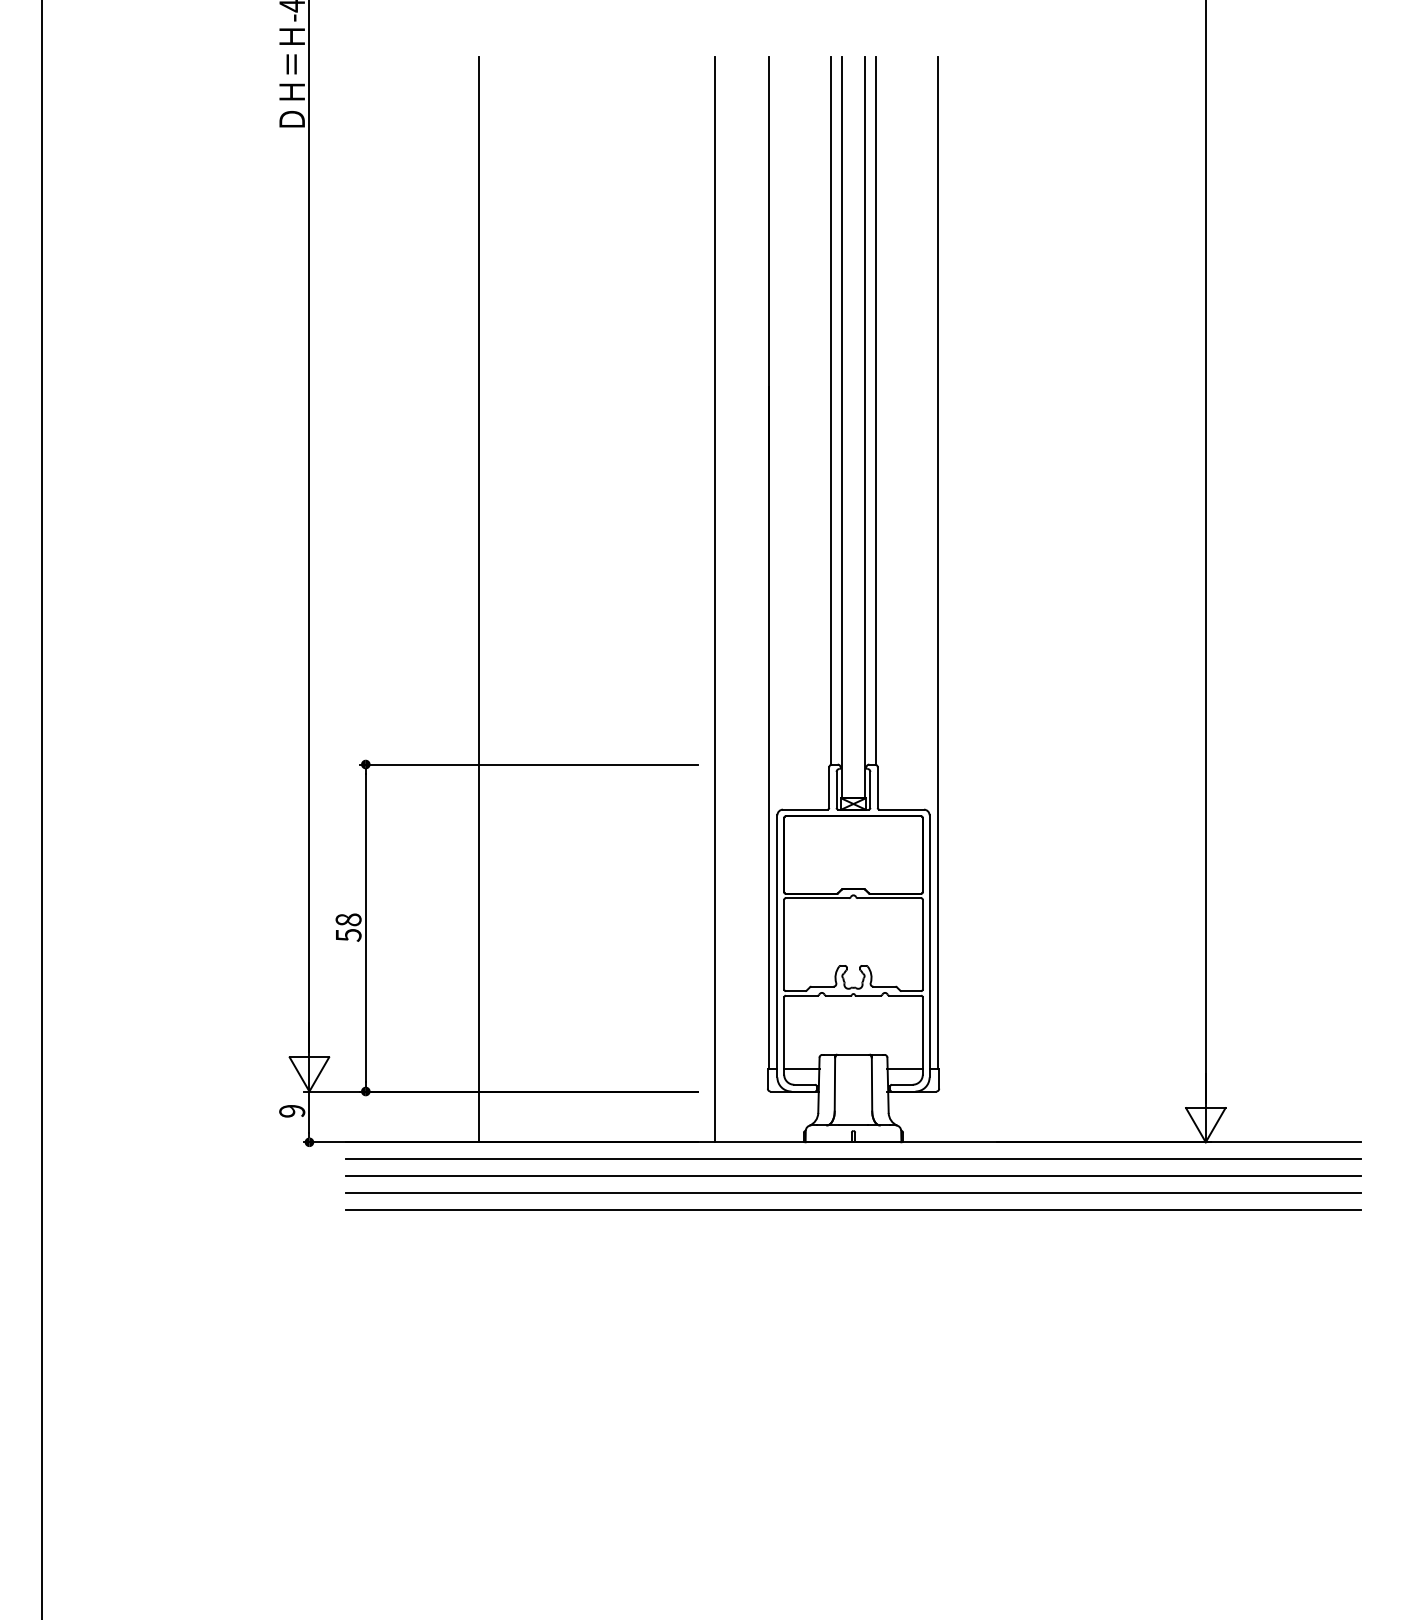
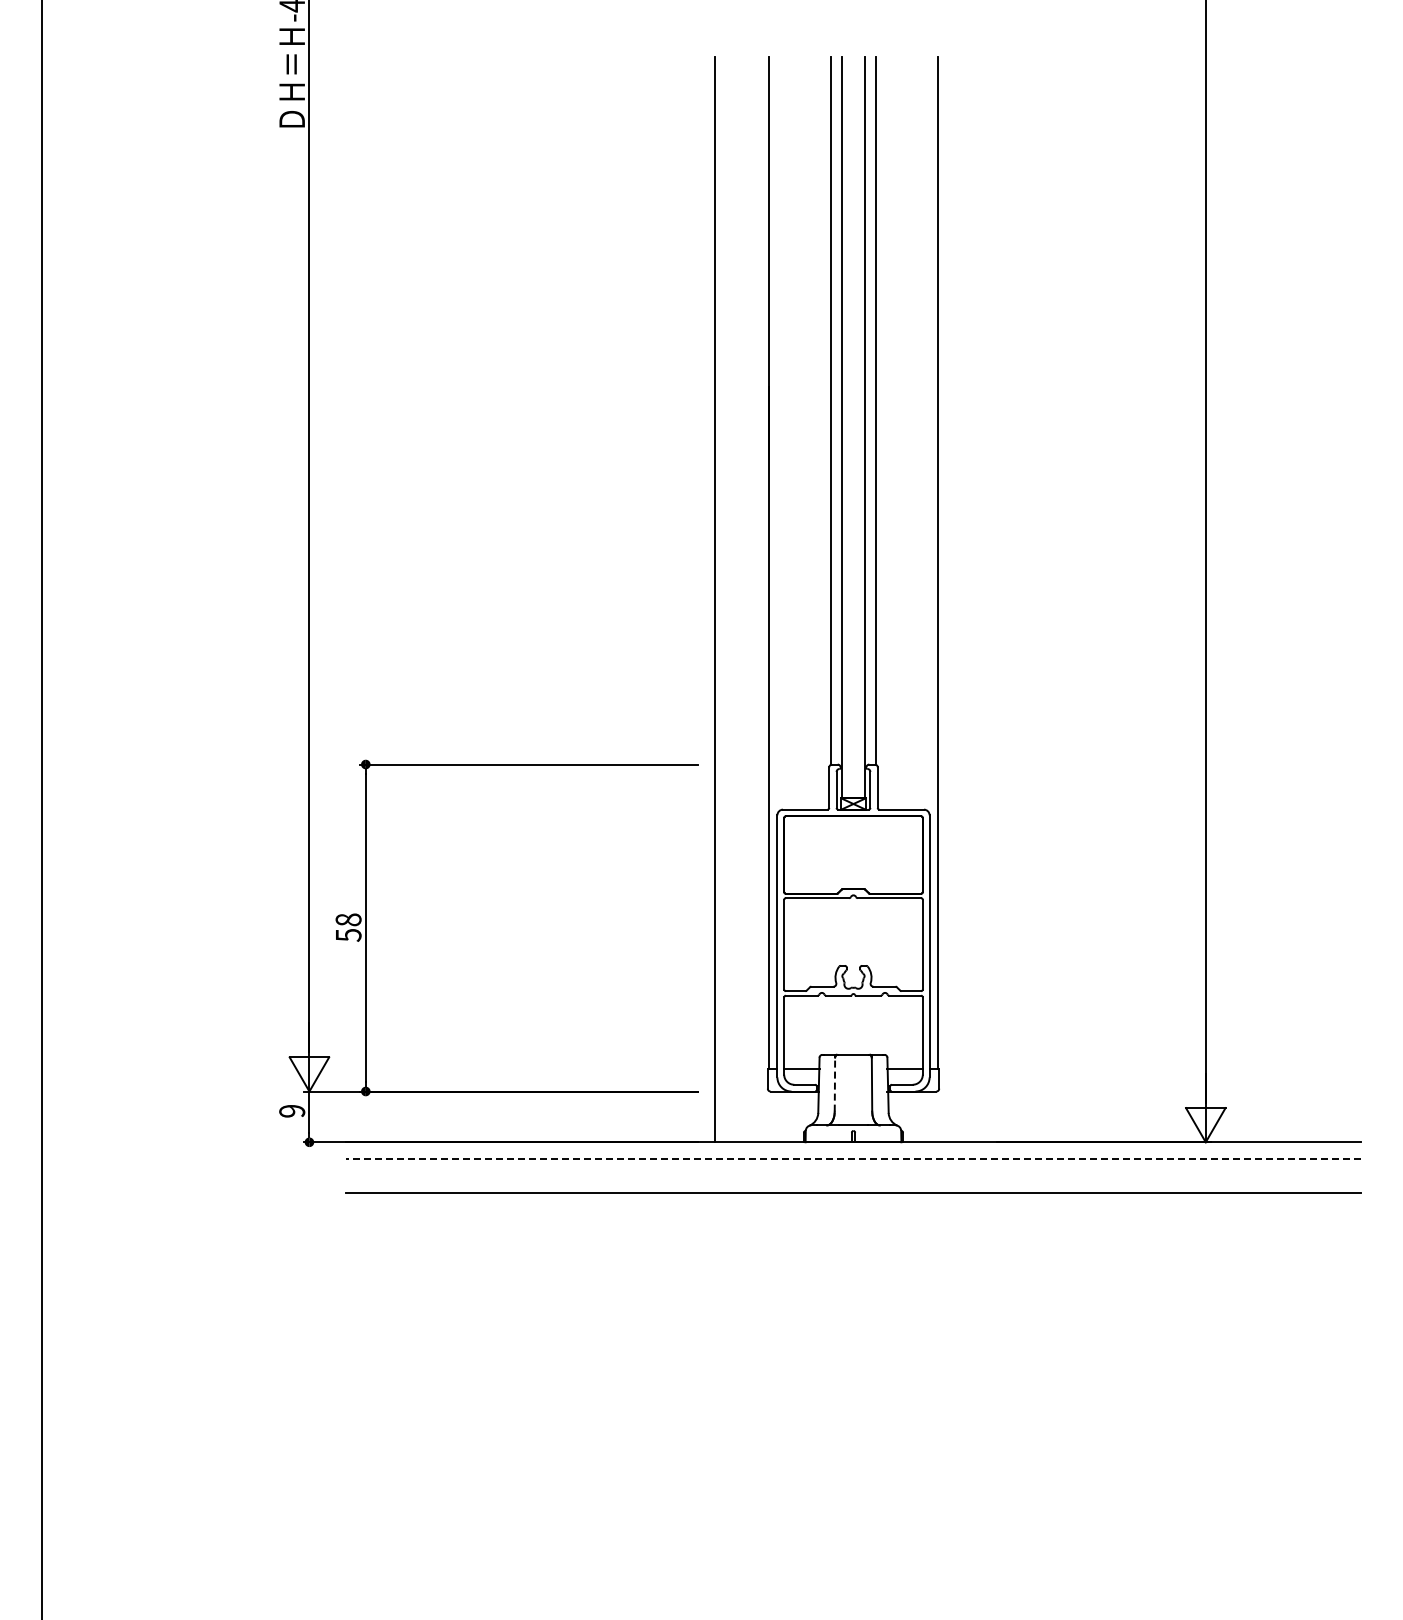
line: present -> none (478, 599)
line: solid -> dashed (834, 1084)
line: solid -> dashed (852, 1159)
line: present -> none (853, 1176)
line: present -> none (853, 1209)
